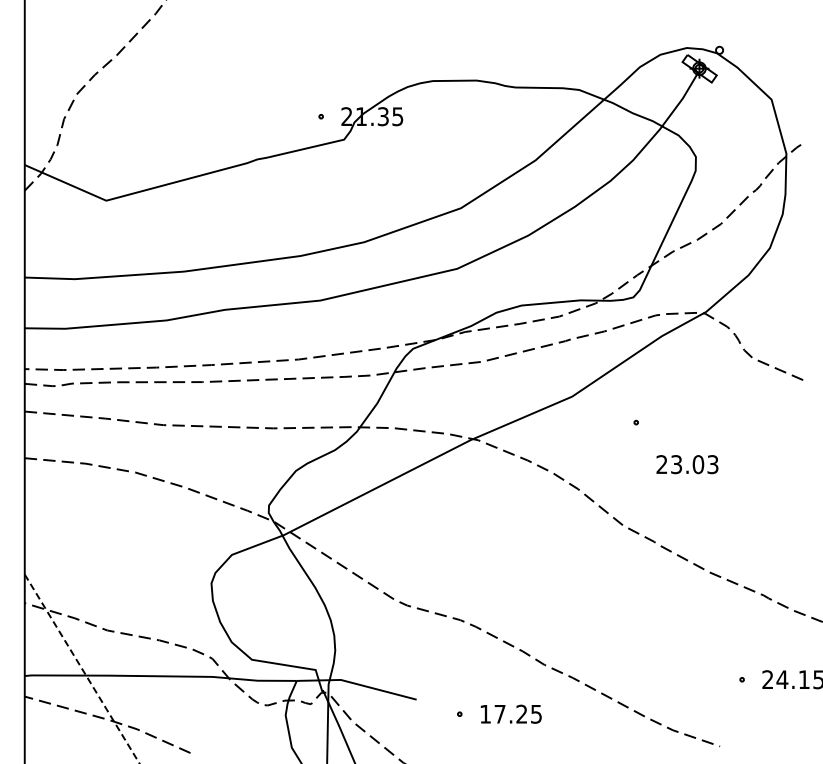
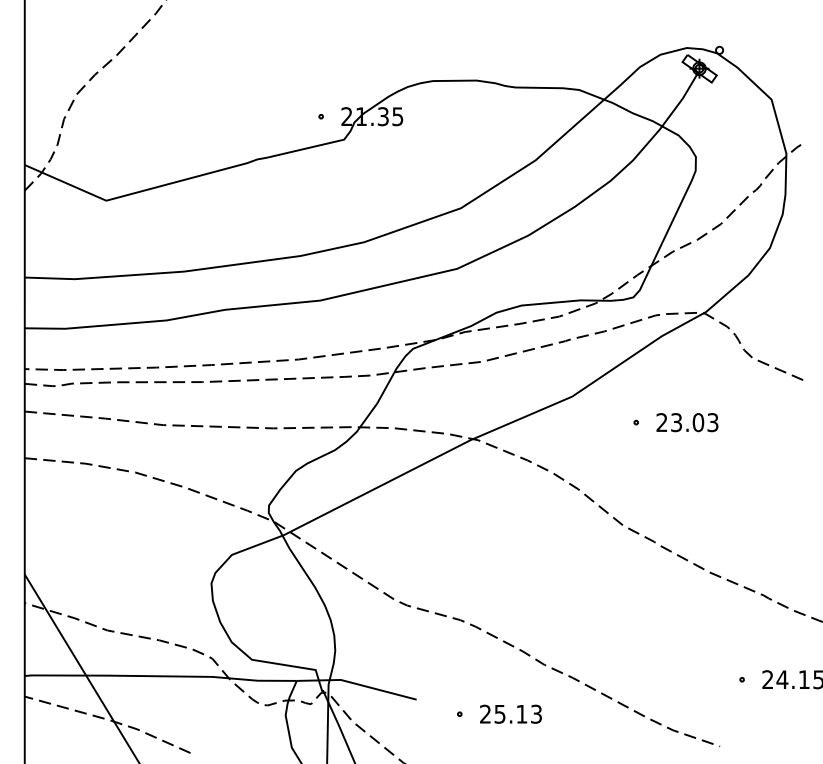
text position: (687, 464) -> (687, 422) (687, 422)
line: dashed -> solid (82, 669)
text: 17.25 -> 25.13 (510, 713)
